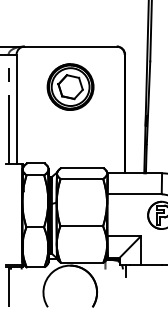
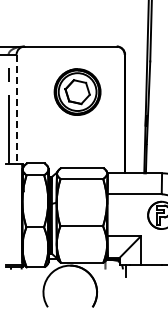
part position: (70, 86) -> (77, 91) (77, 91)
line: solid -> dashed (16, 109)
line: present -> none (8, 286)
